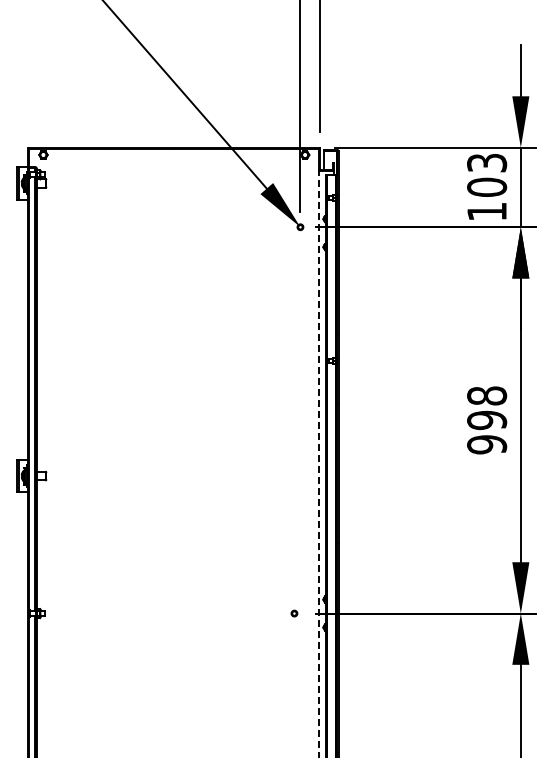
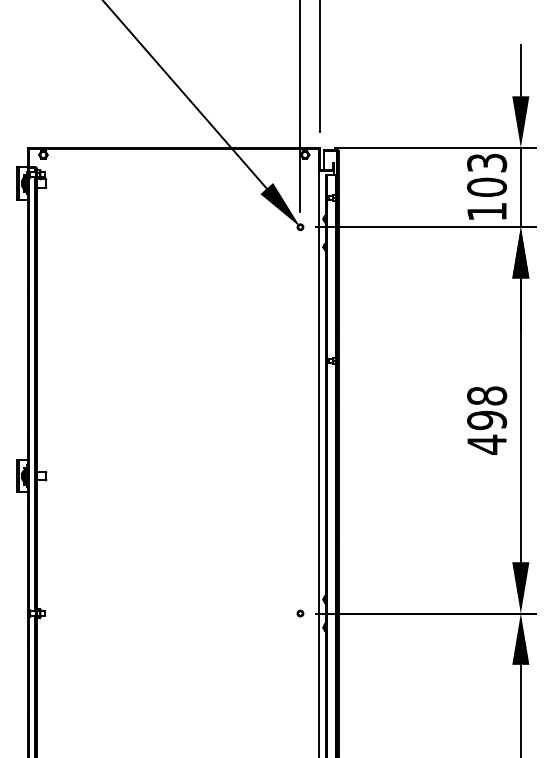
text: 998 -> 498 (487, 444)
line: dashed -> solid (318, 463)
part position: (294, 613) -> (300, 613) (300, 613)
